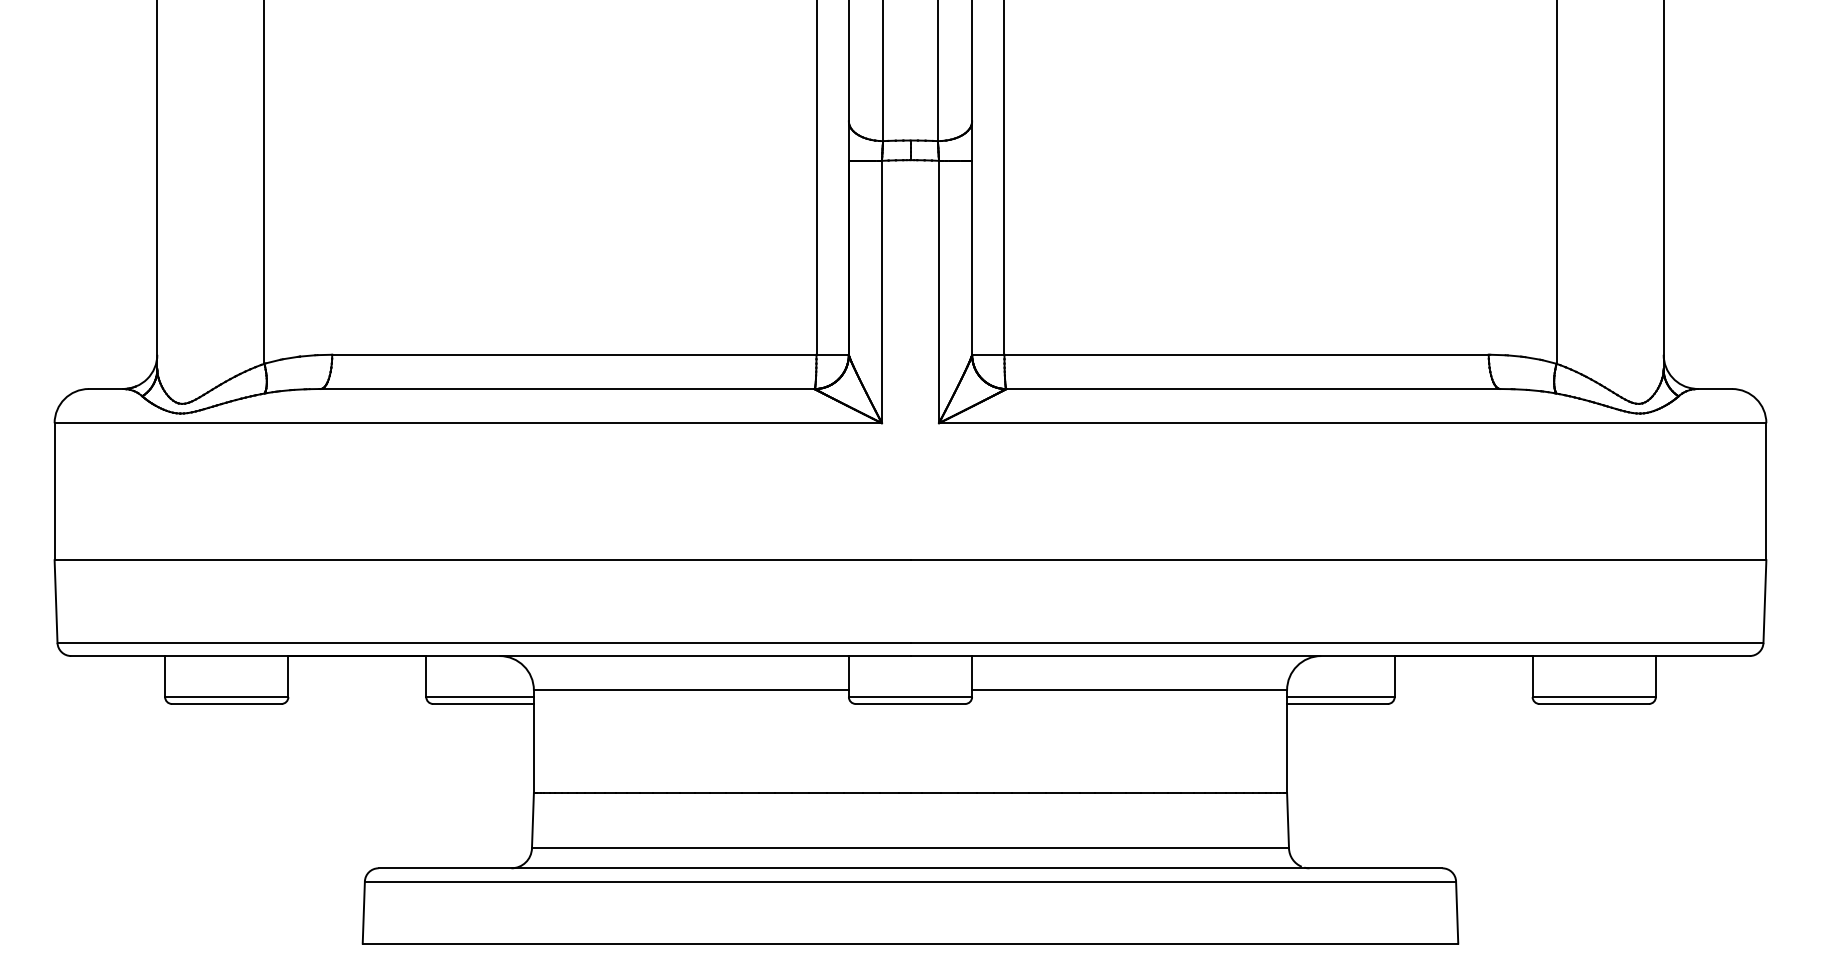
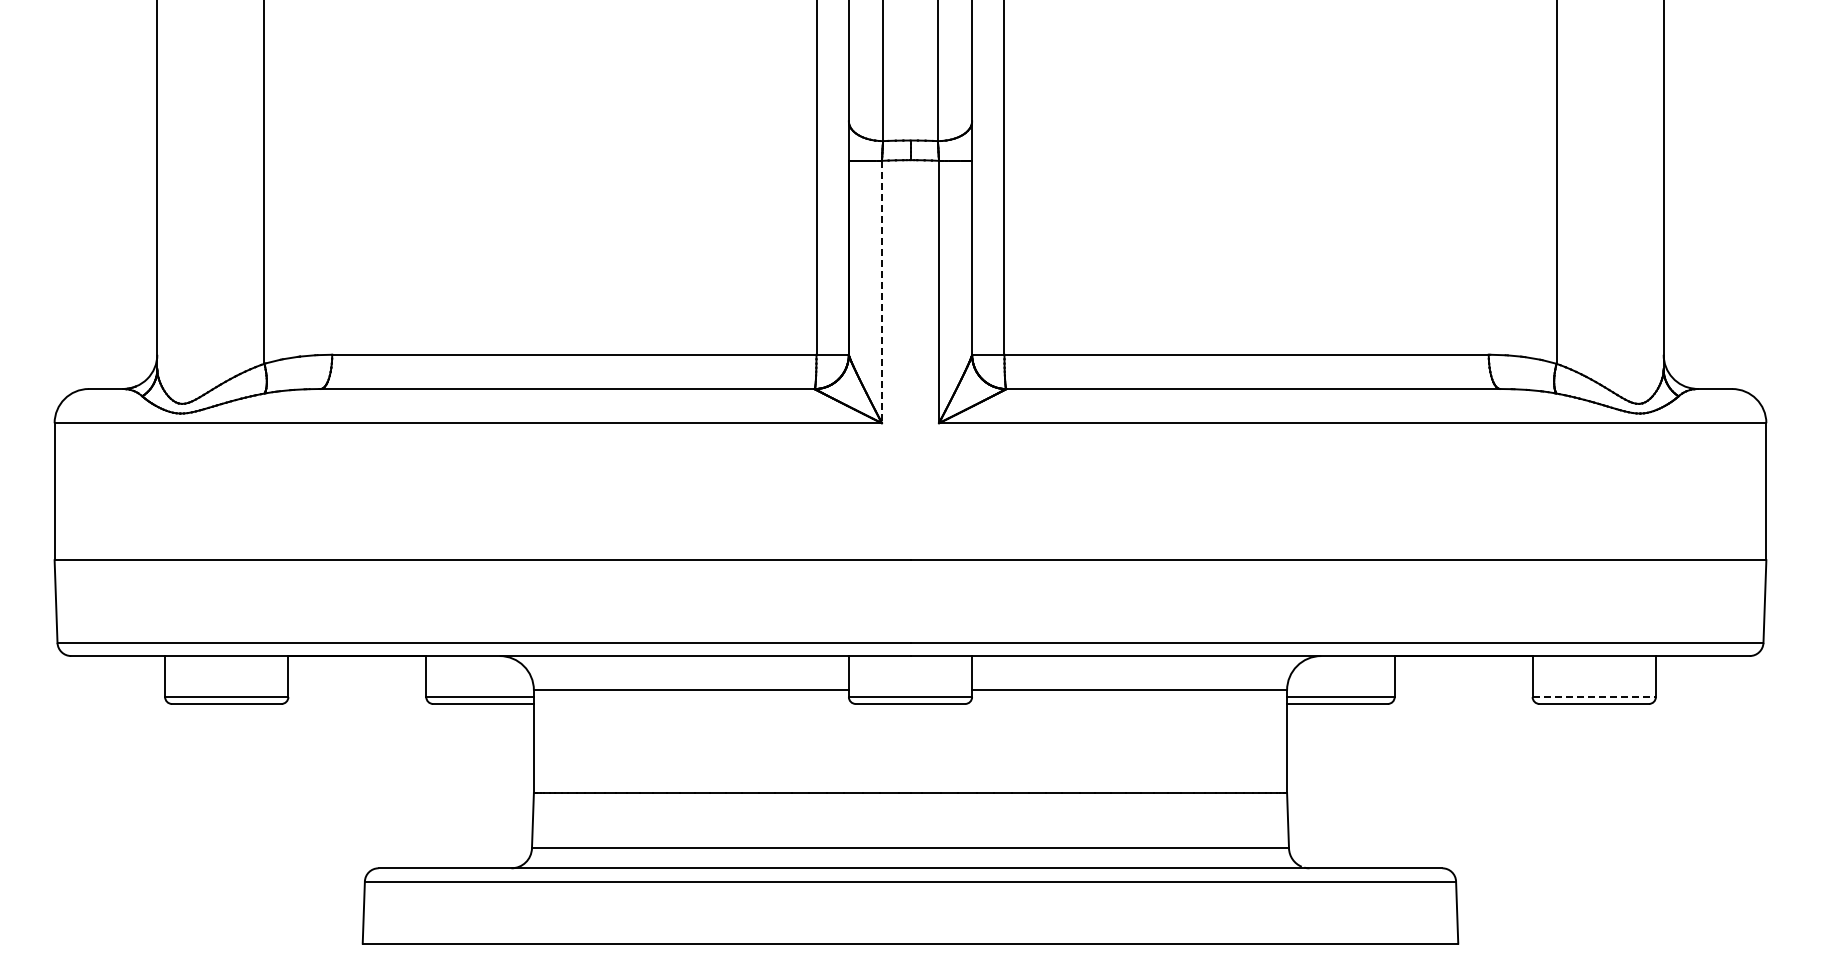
line: solid -> dashed (881, 292)
line: solid -> dashed (1594, 697)
